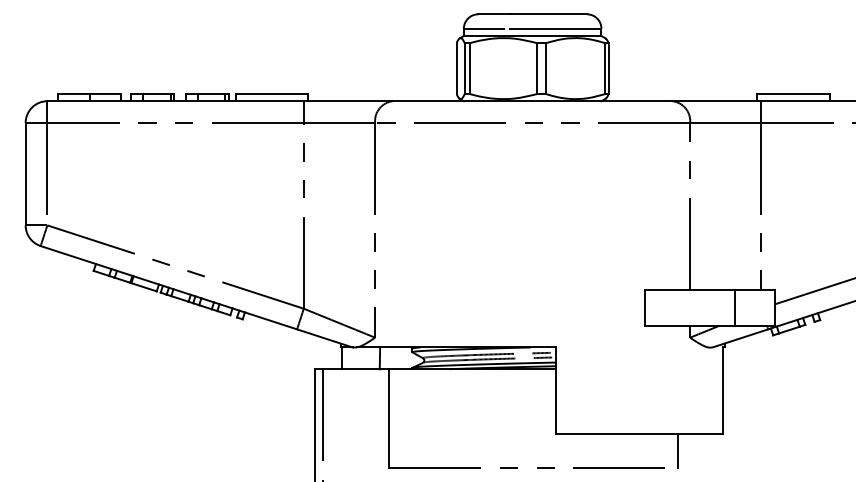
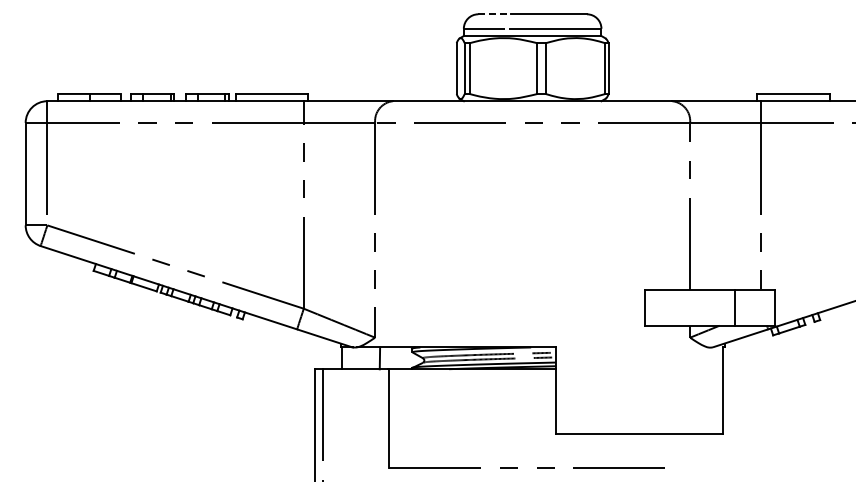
line: solid -> dashed (495, 14)
line: present -> none (813, 291)
line: present -> none (677, 450)
